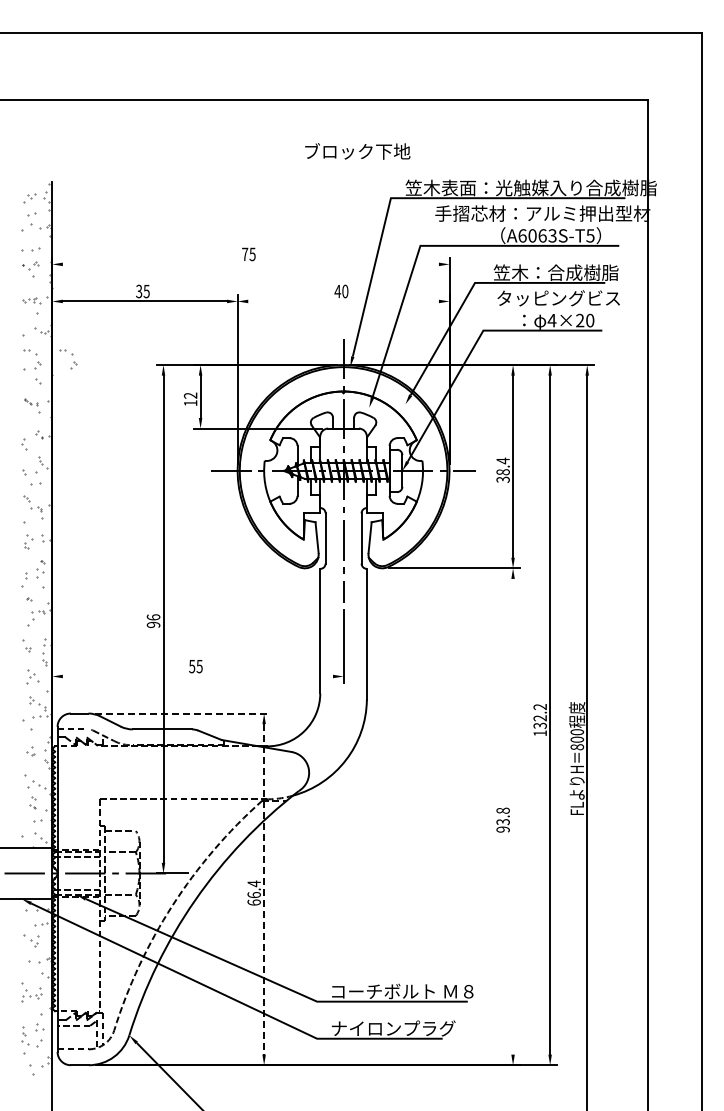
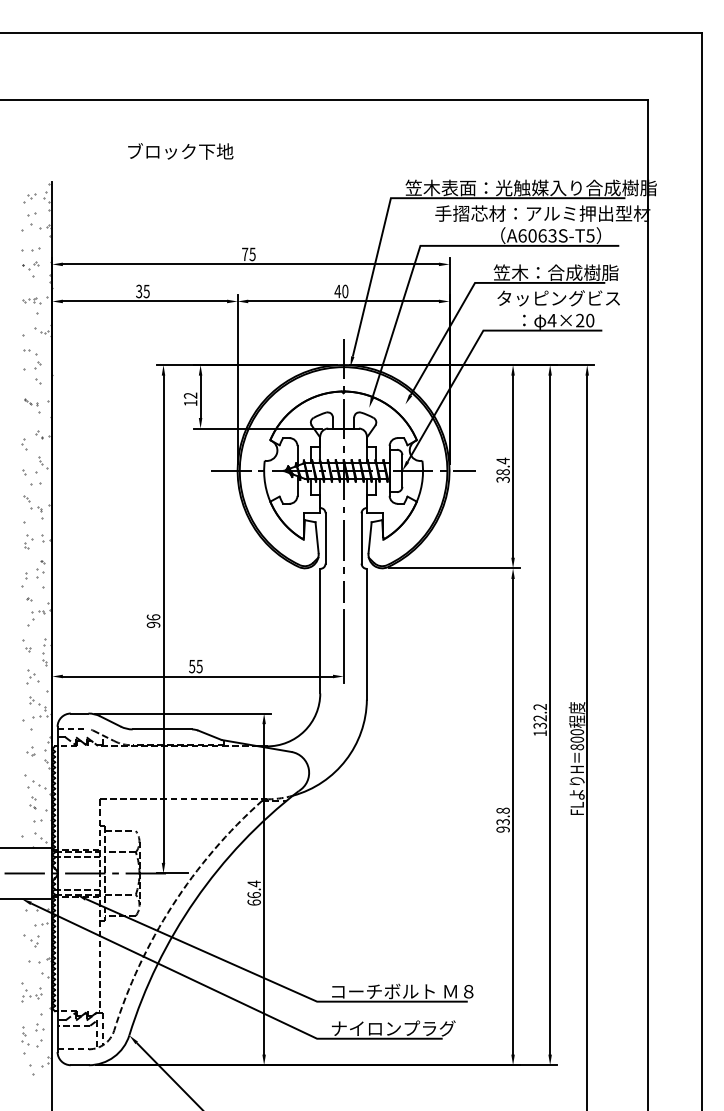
text position: (357, 151) -> (180, 151) (180, 151)
line: none -> present (250, 264)
line: none -> present (343, 301)
part: present -> none (68, 359)
line: none -> present (197, 676)
line: dashed -> solid (182, 713)
line: none -> present (513, 816)
line: dashed -> solid (264, 889)
